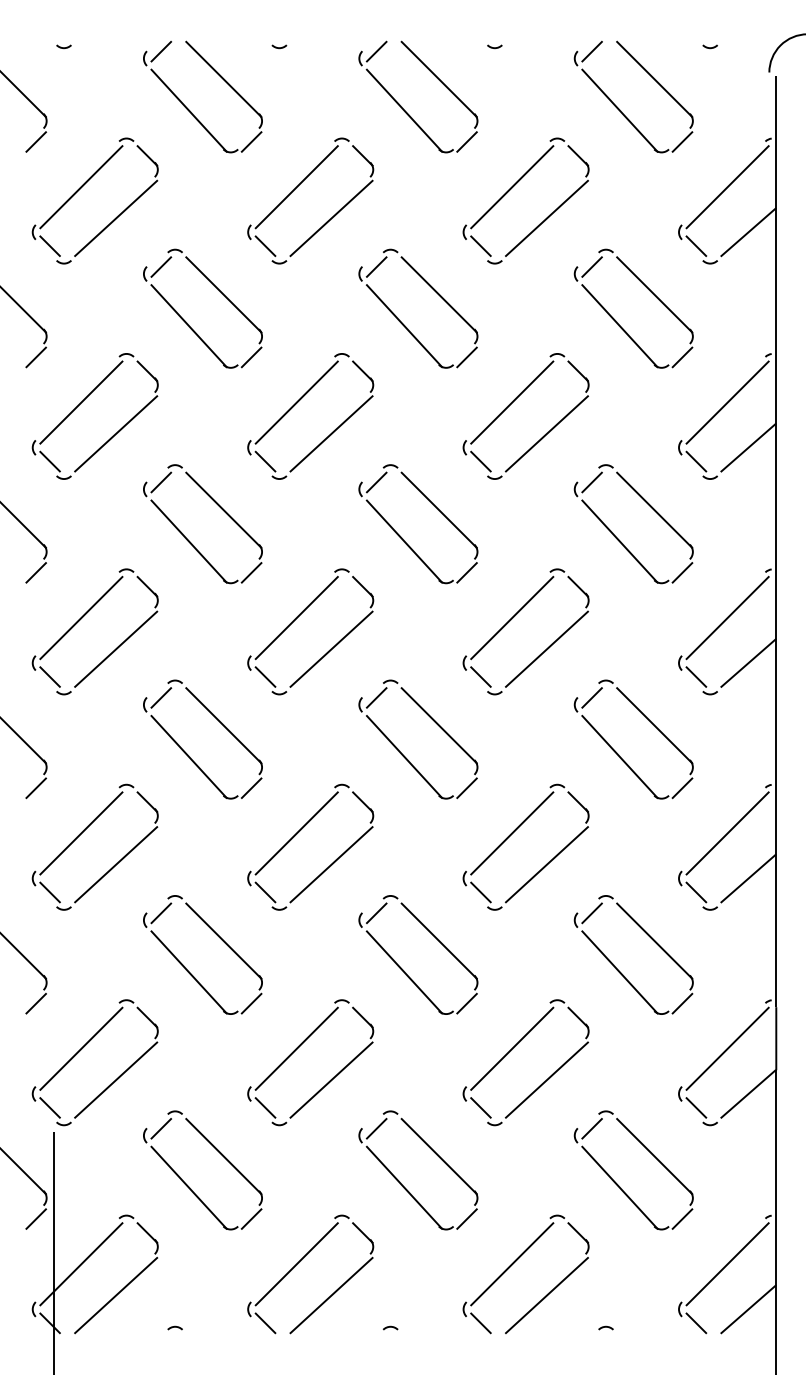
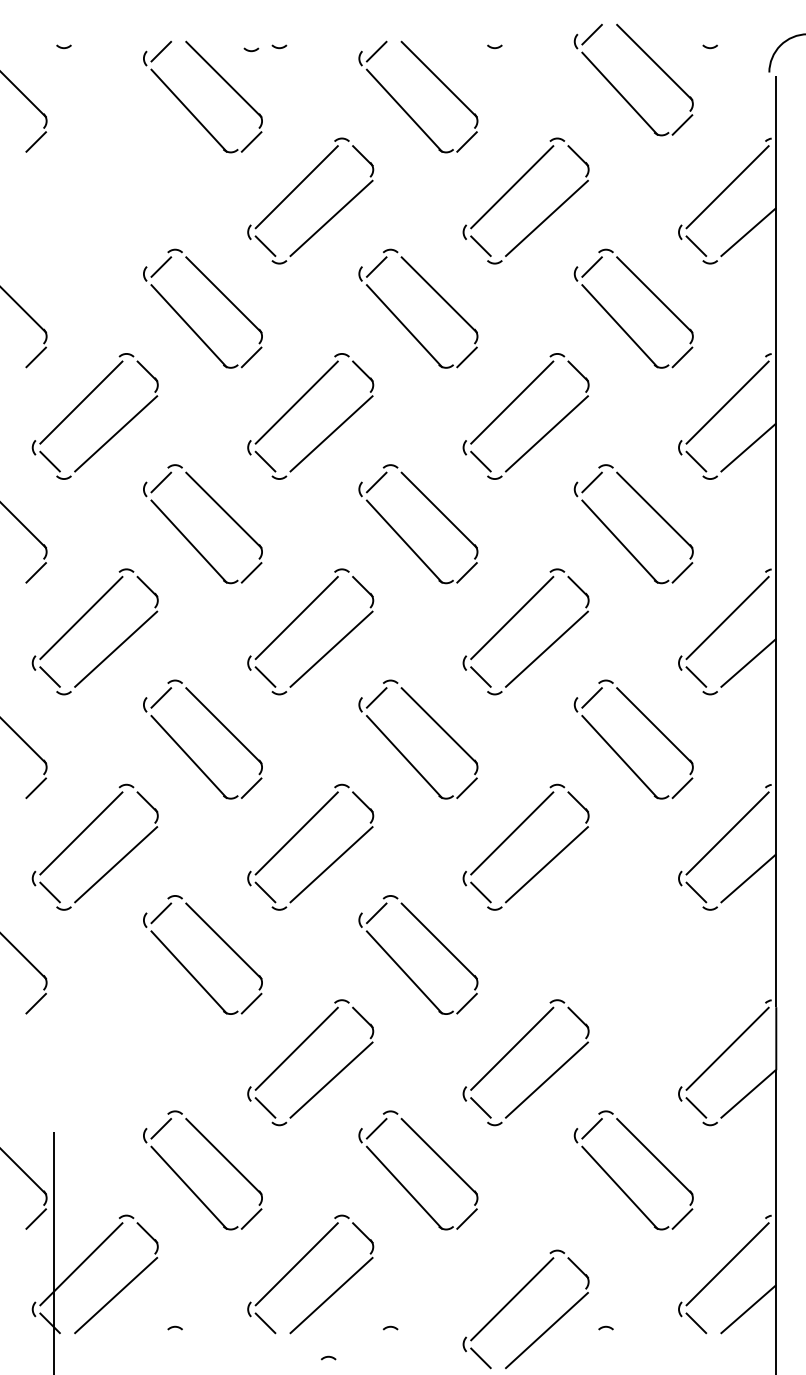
arc: none -> present (251, 50)
part position: (620, 109) -> (620, 92) (620, 92)
part: present -> none (82, 187)
part: present -> none (618, 969)
part: present -> none (82, 1049)
part position: (514, 1263) -> (514, 1298) (514, 1298)
arc: none -> present (328, 1357)
